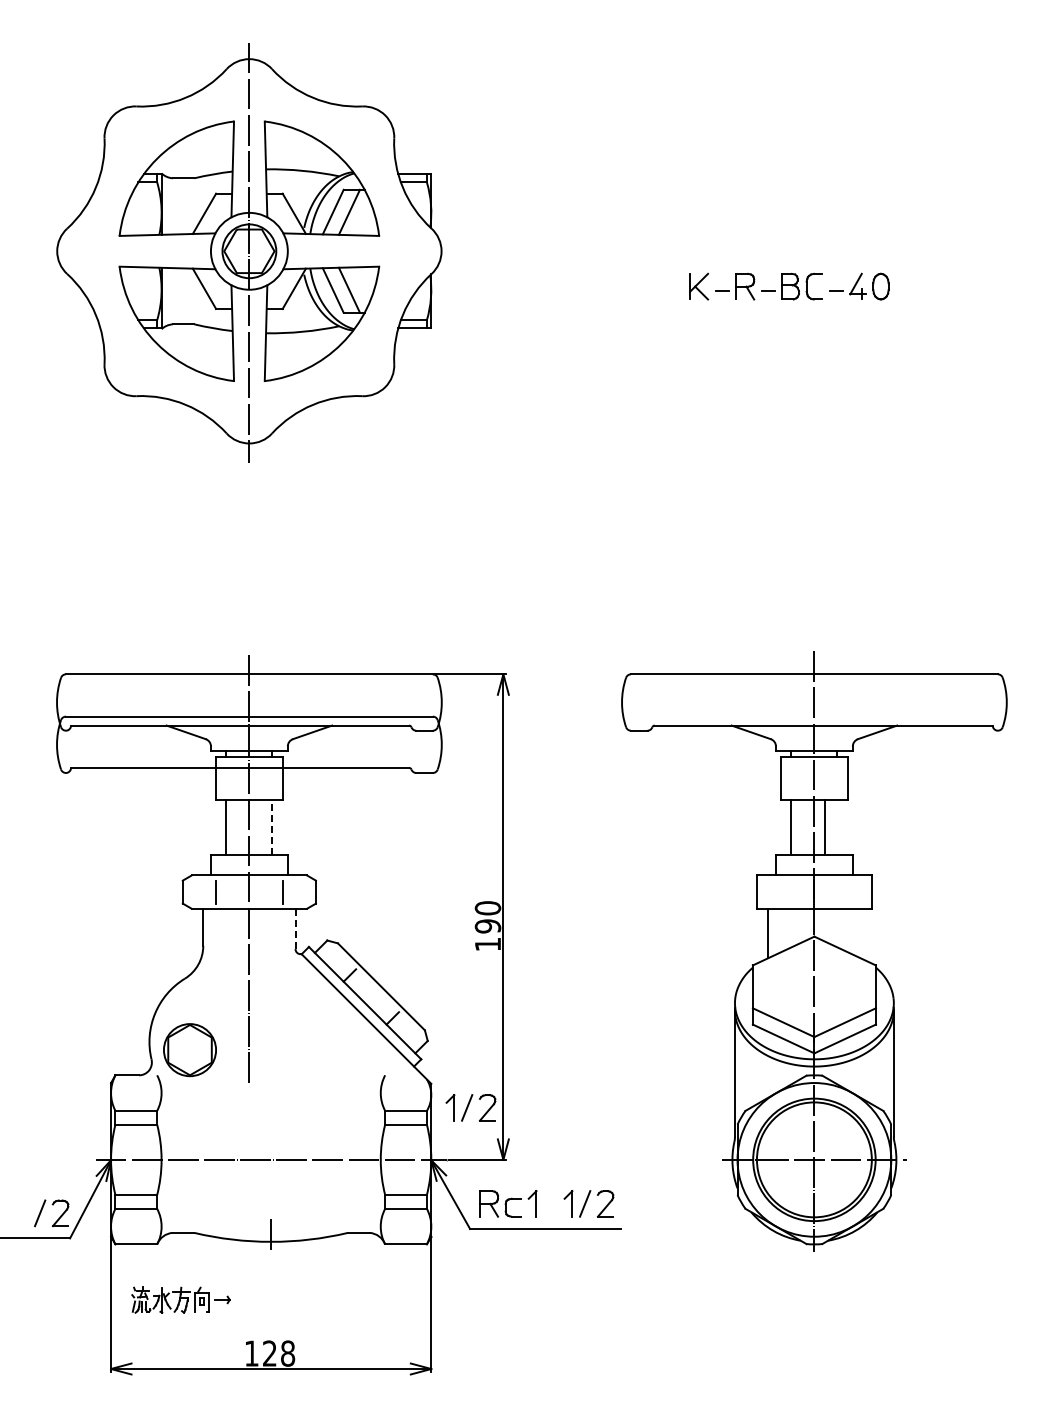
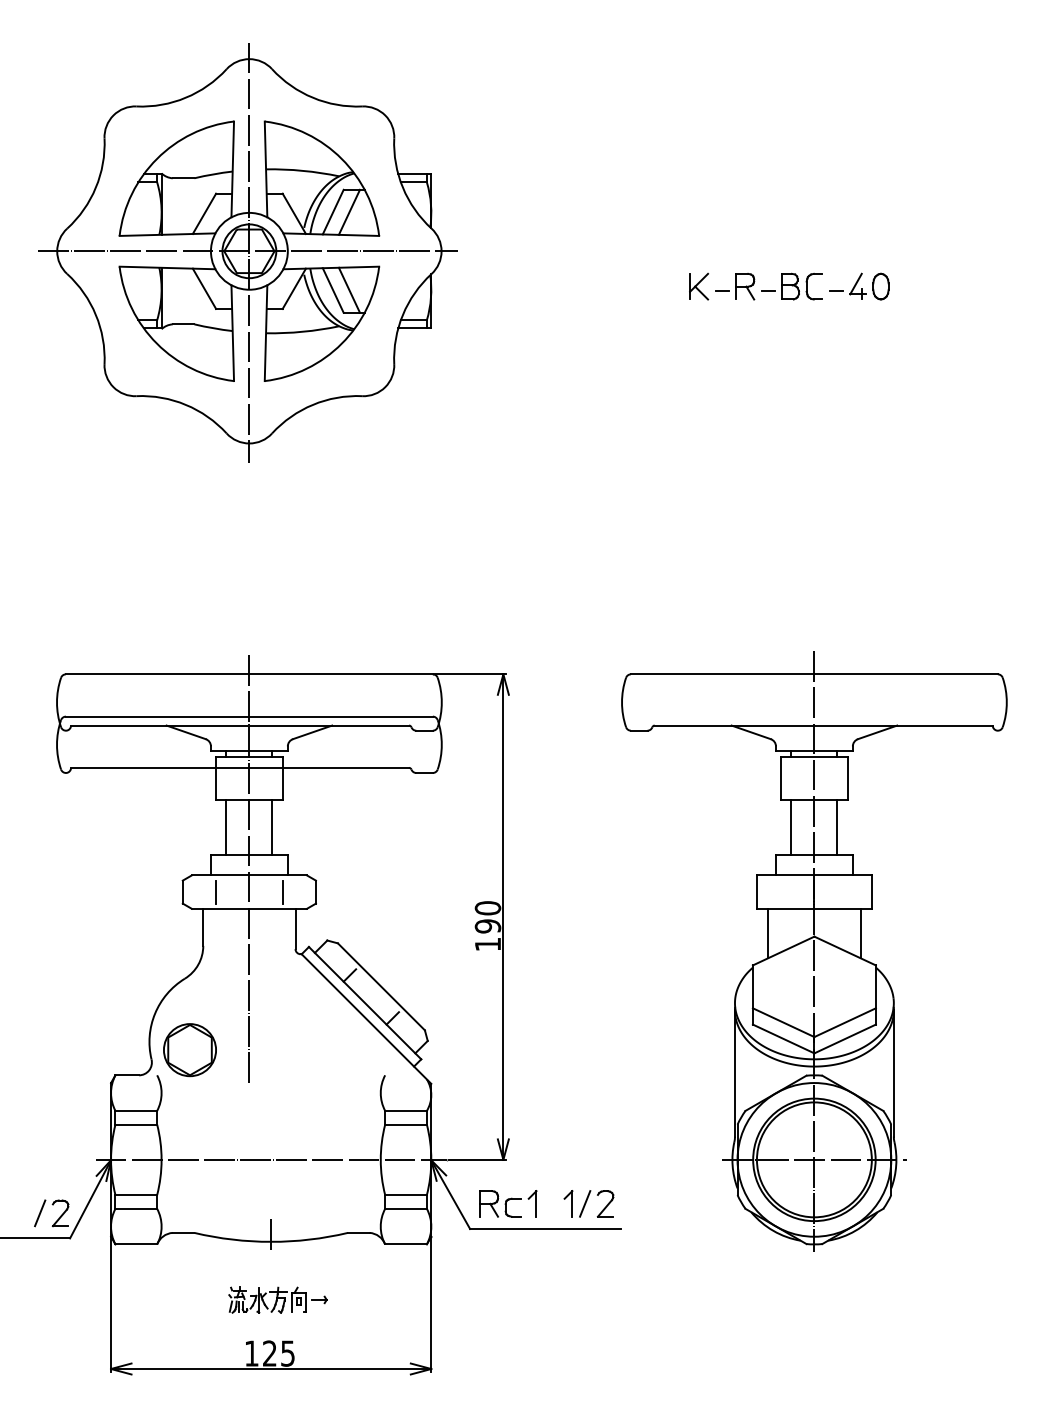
line: none -> present (248, 251)
line position: (825, 826) -> (837, 826) (837, 826)
line: dashed -> solid (272, 827)
line: dashed -> solid (295, 928)
line: none -> present (860, 933)
part: present -> none (470, 1107)
part position: (180, 1299) -> (277, 1299) (277, 1299)
text: 128 -> 125 (288, 1353)
